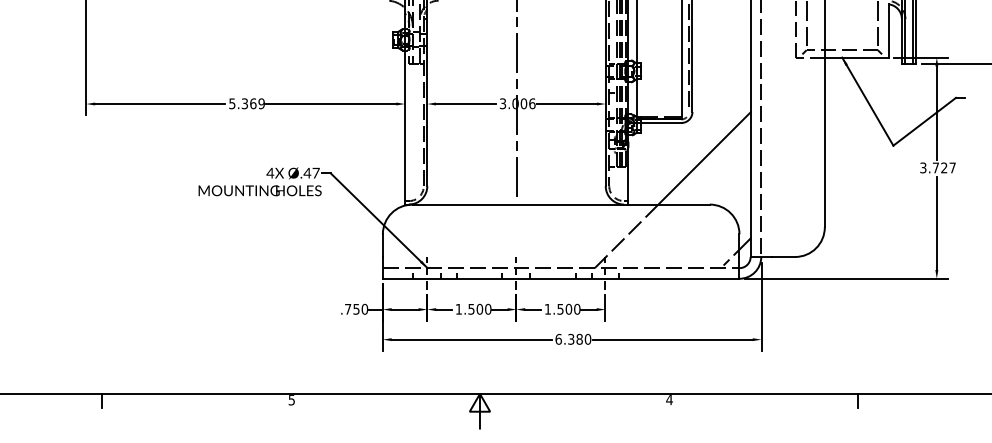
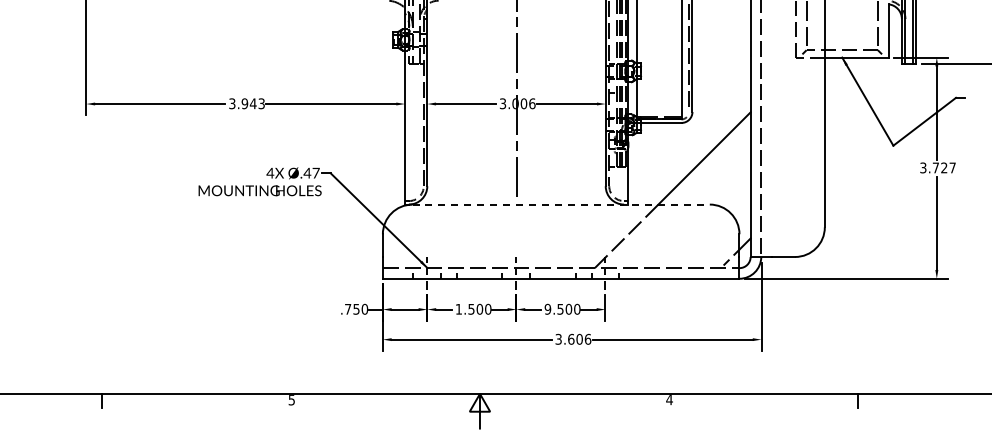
text: 5.369 -> 3.943 (246, 103)
line: solid -> dashed (561, 204)
text: 1.500 -> 9.500 (547, 308)
text: 6.380 -> 3.606 (573, 338)
